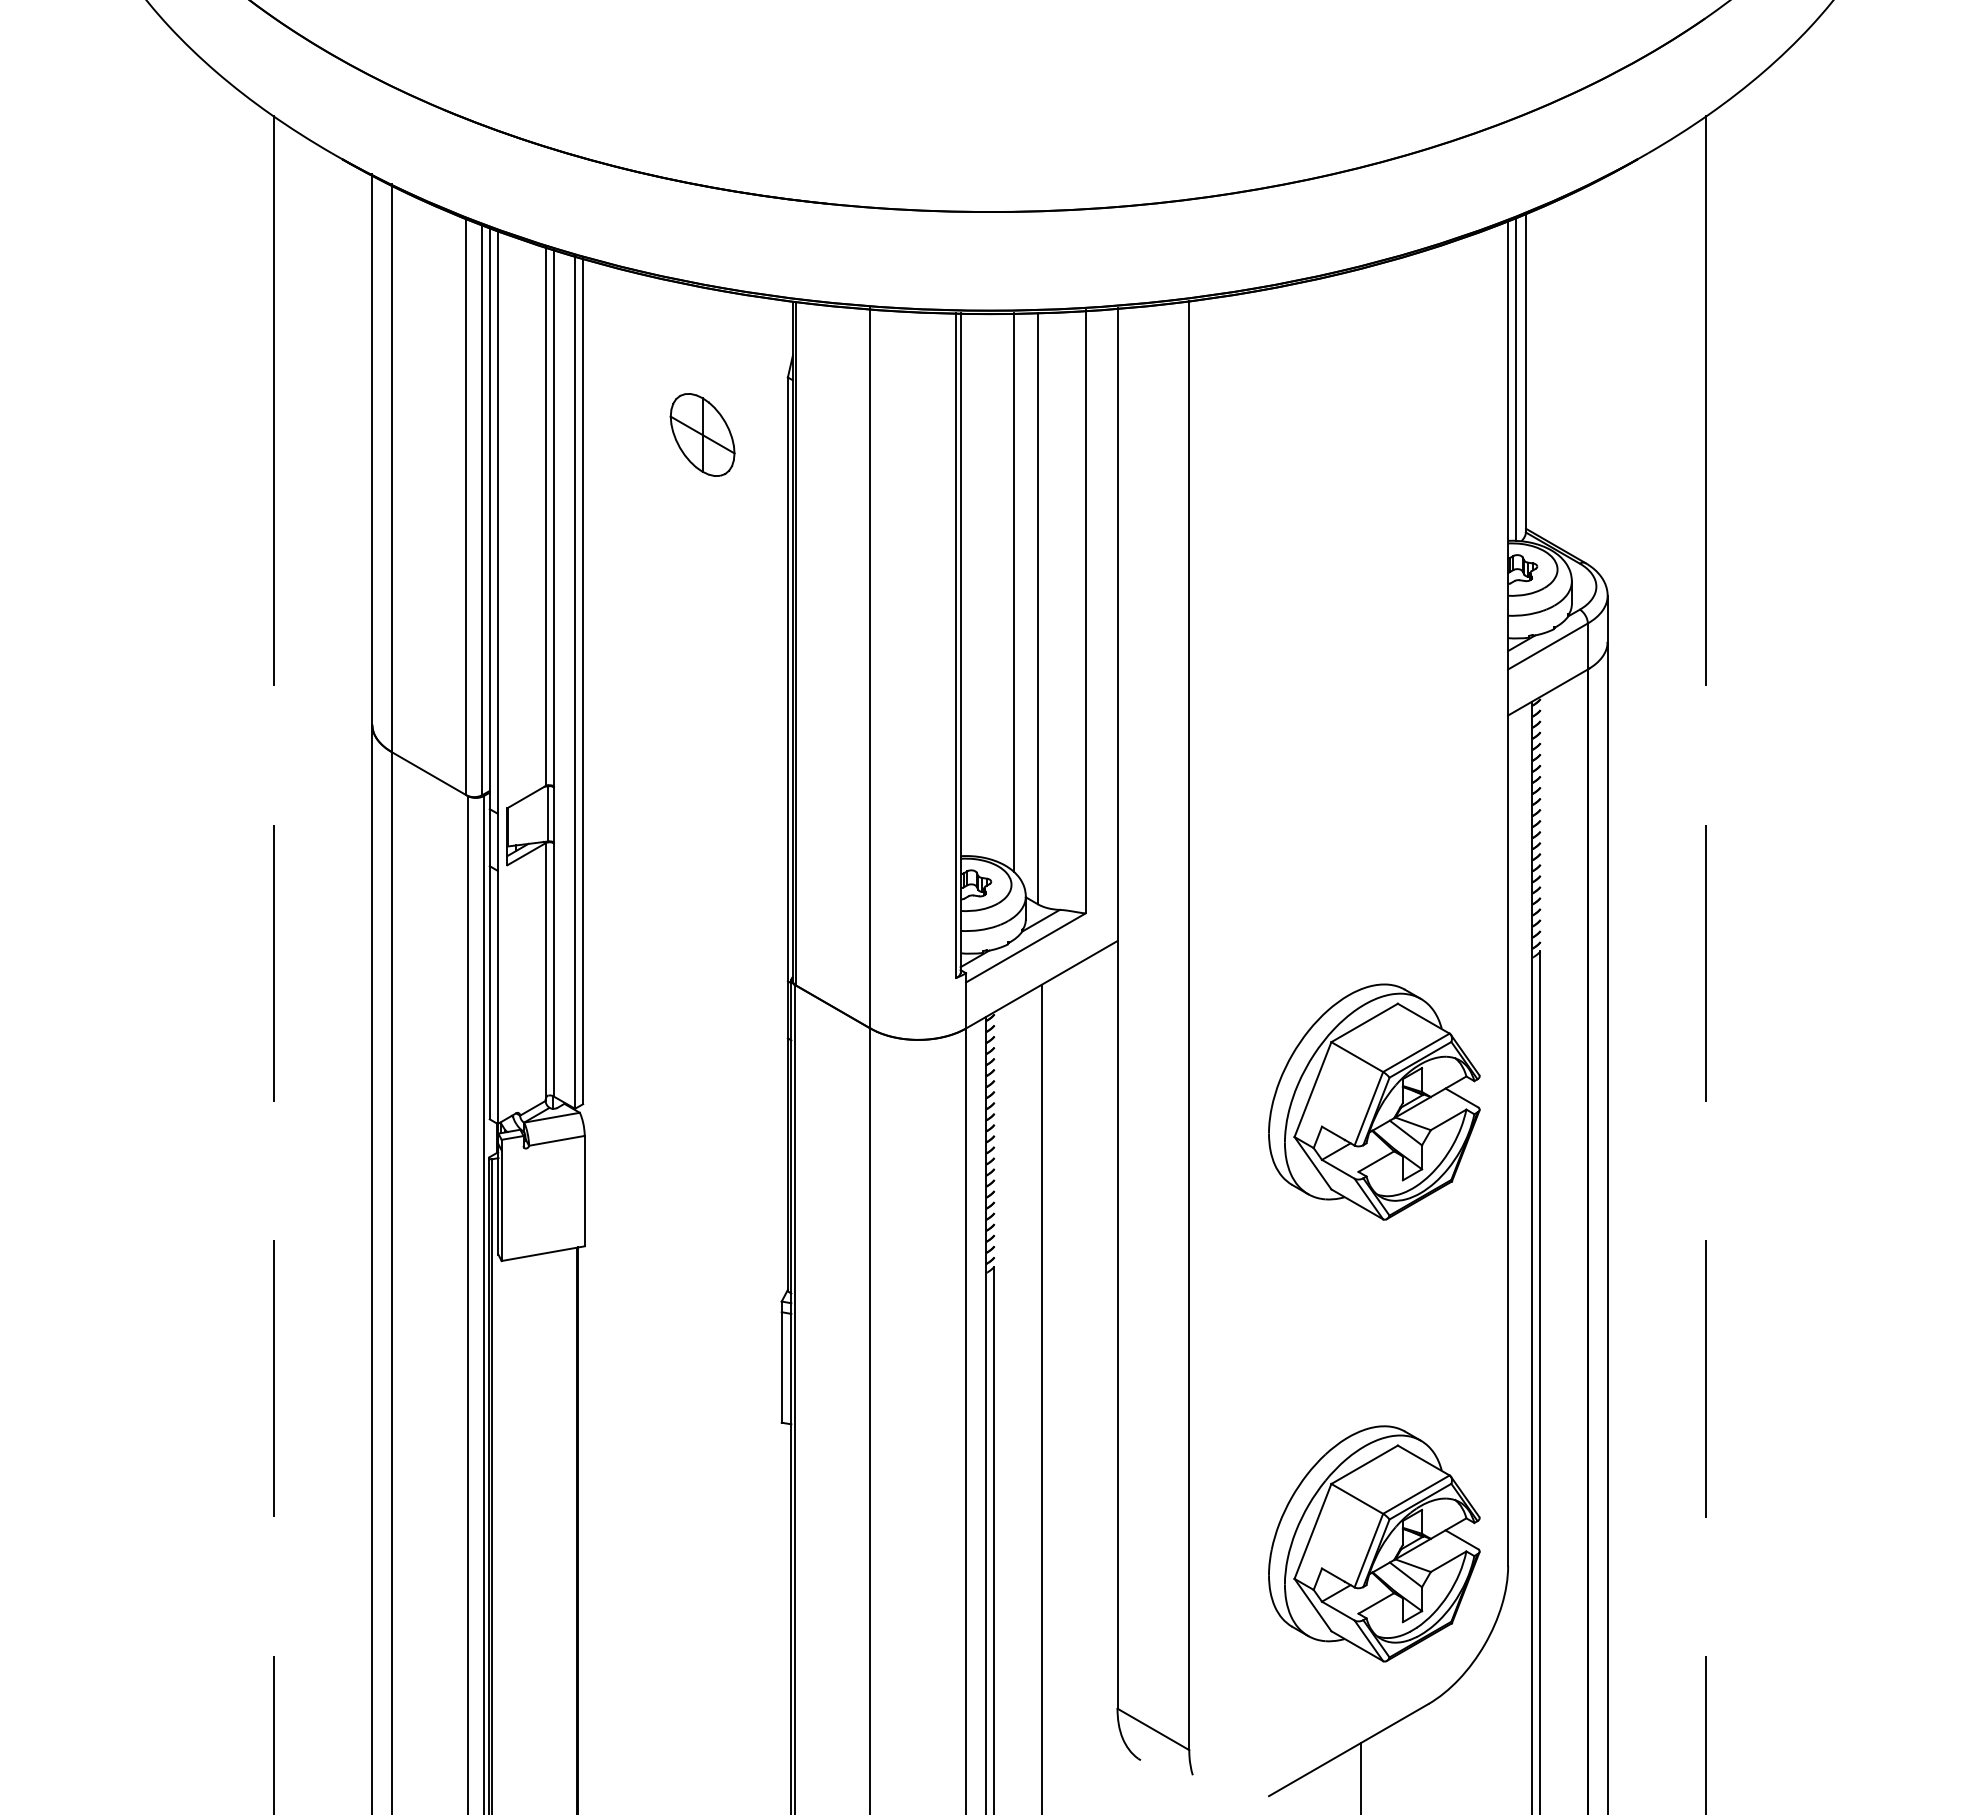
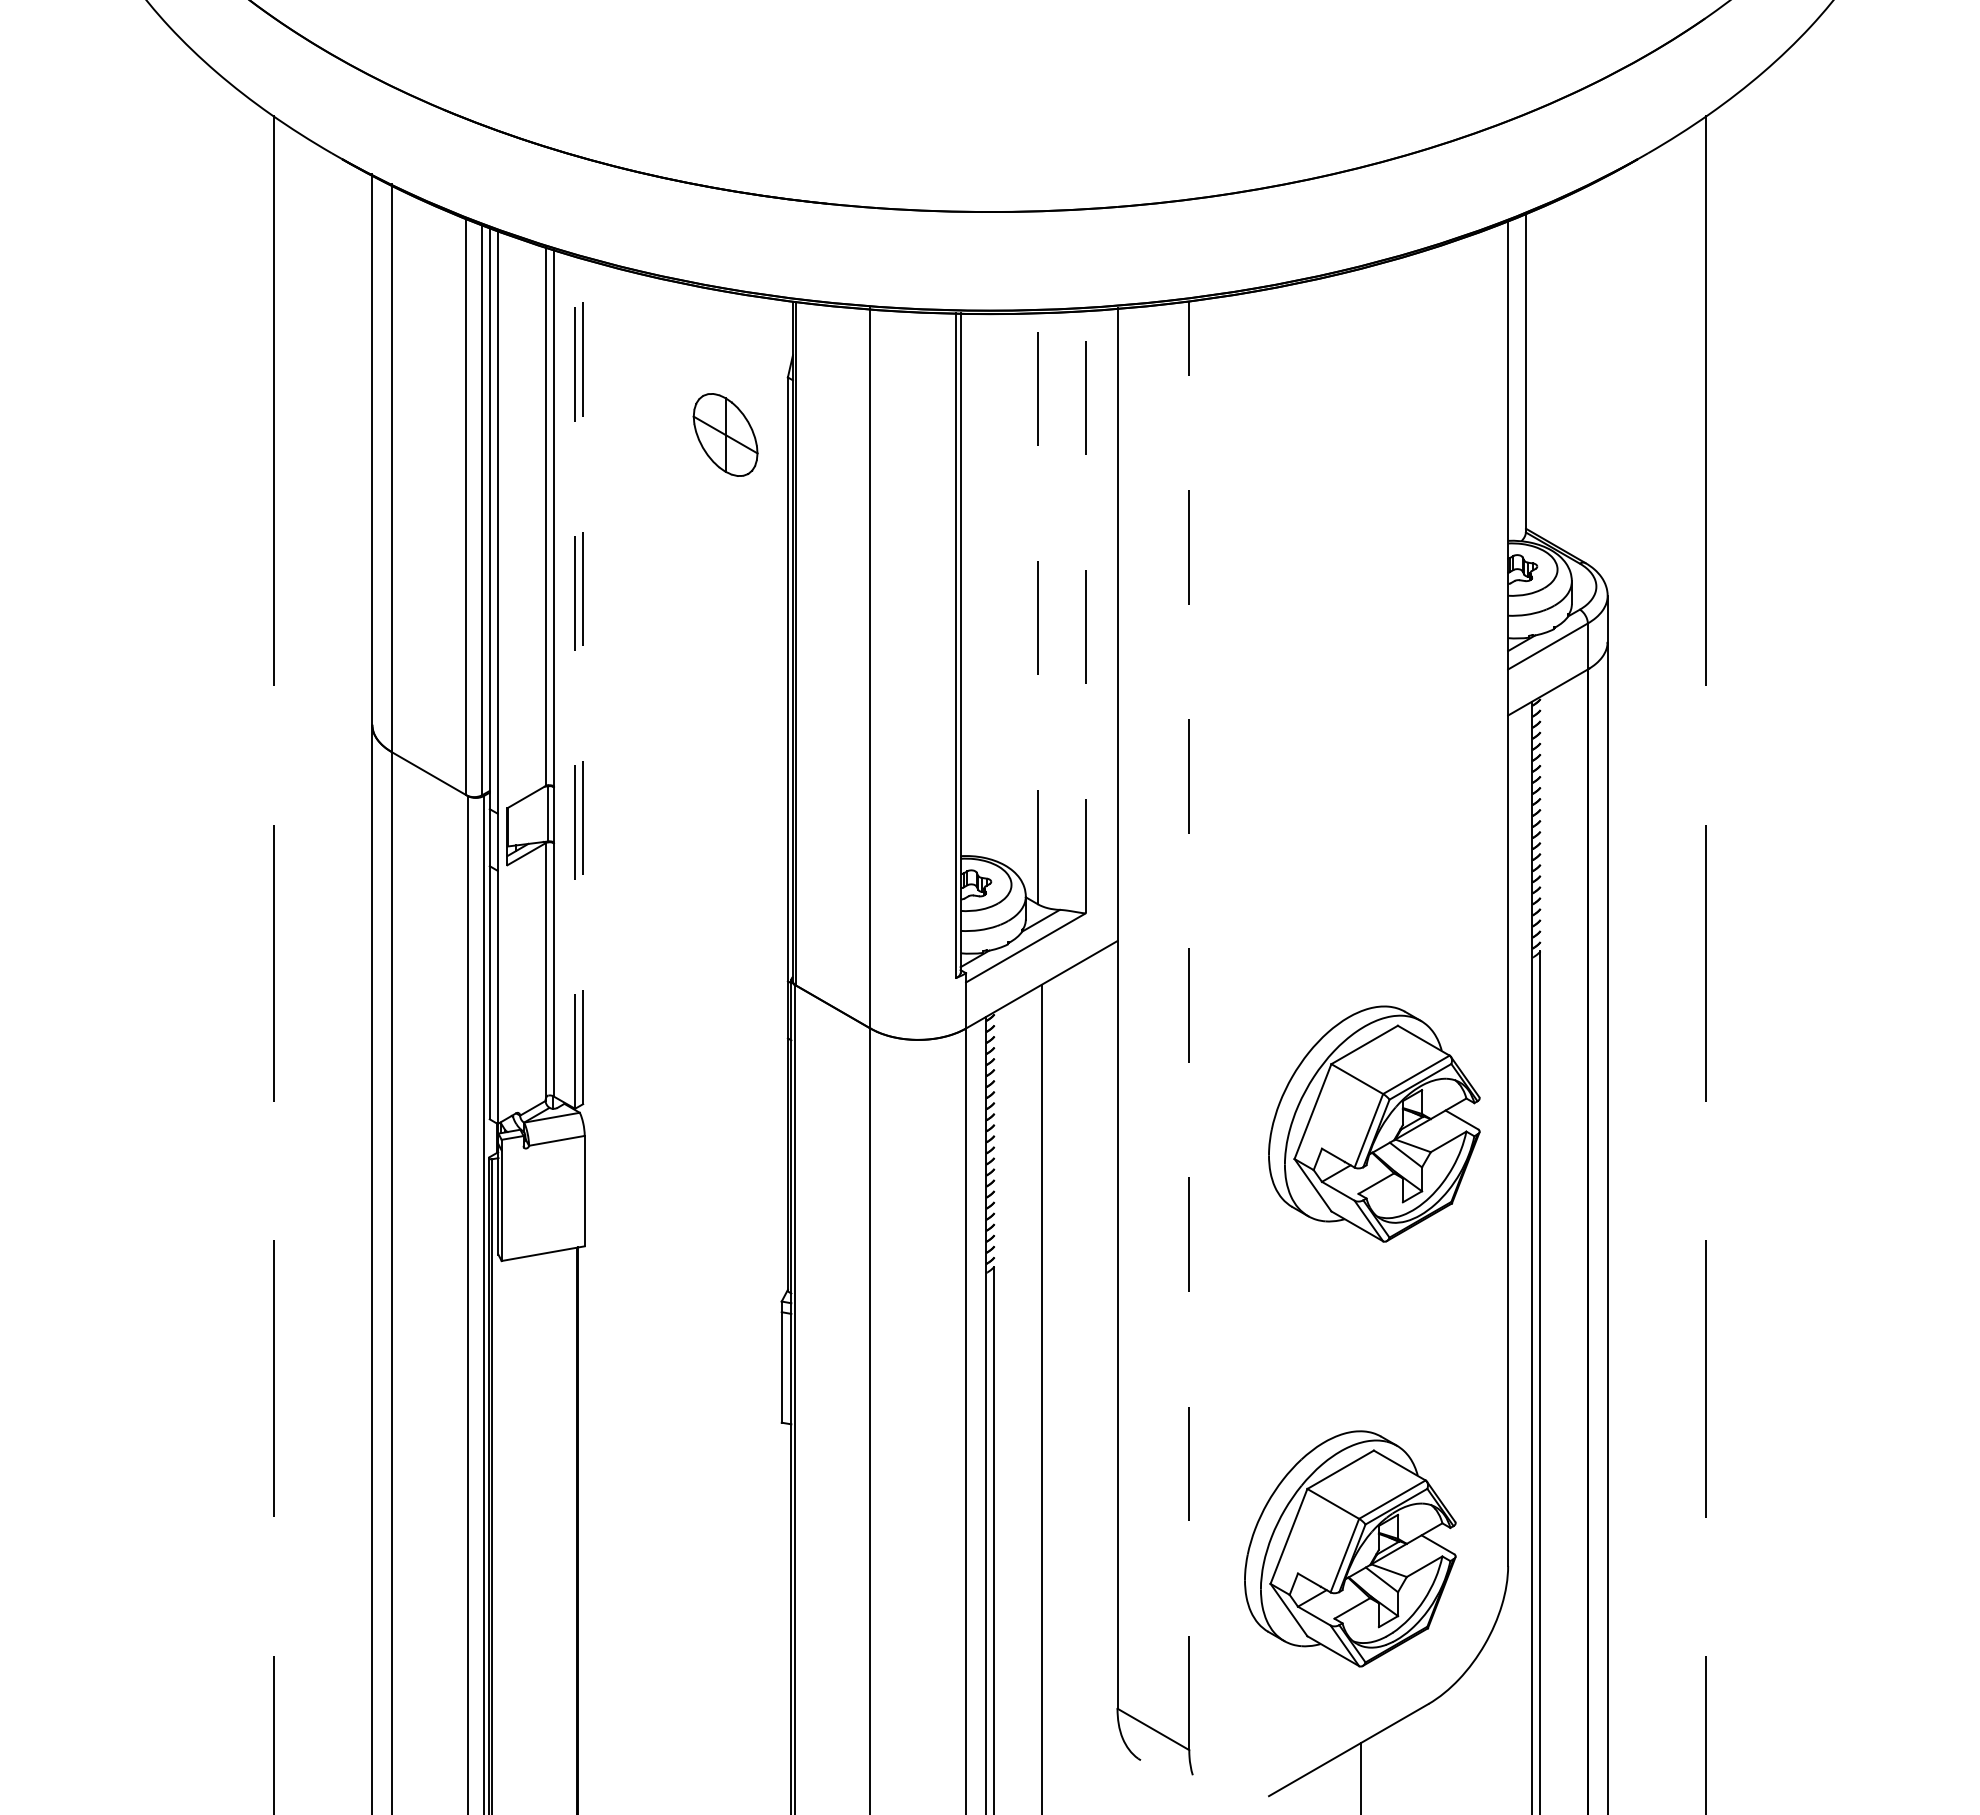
line: present -> none (1516, 379)
part position: (702, 434) -> (725, 434) (725, 434)
line: present -> none (1013, 592)
line: solid -> dashed (1037, 608)
line: solid -> dashed (1085, 611)
line: solid -> dashed (583, 680)
line: solid -> dashed (575, 681)
line: solid -> dashed (1189, 1025)
part position: (1374, 1101) -> (1374, 1123) (1374, 1123)
part position: (1374, 1543) -> (1350, 1548) (1350, 1548)
